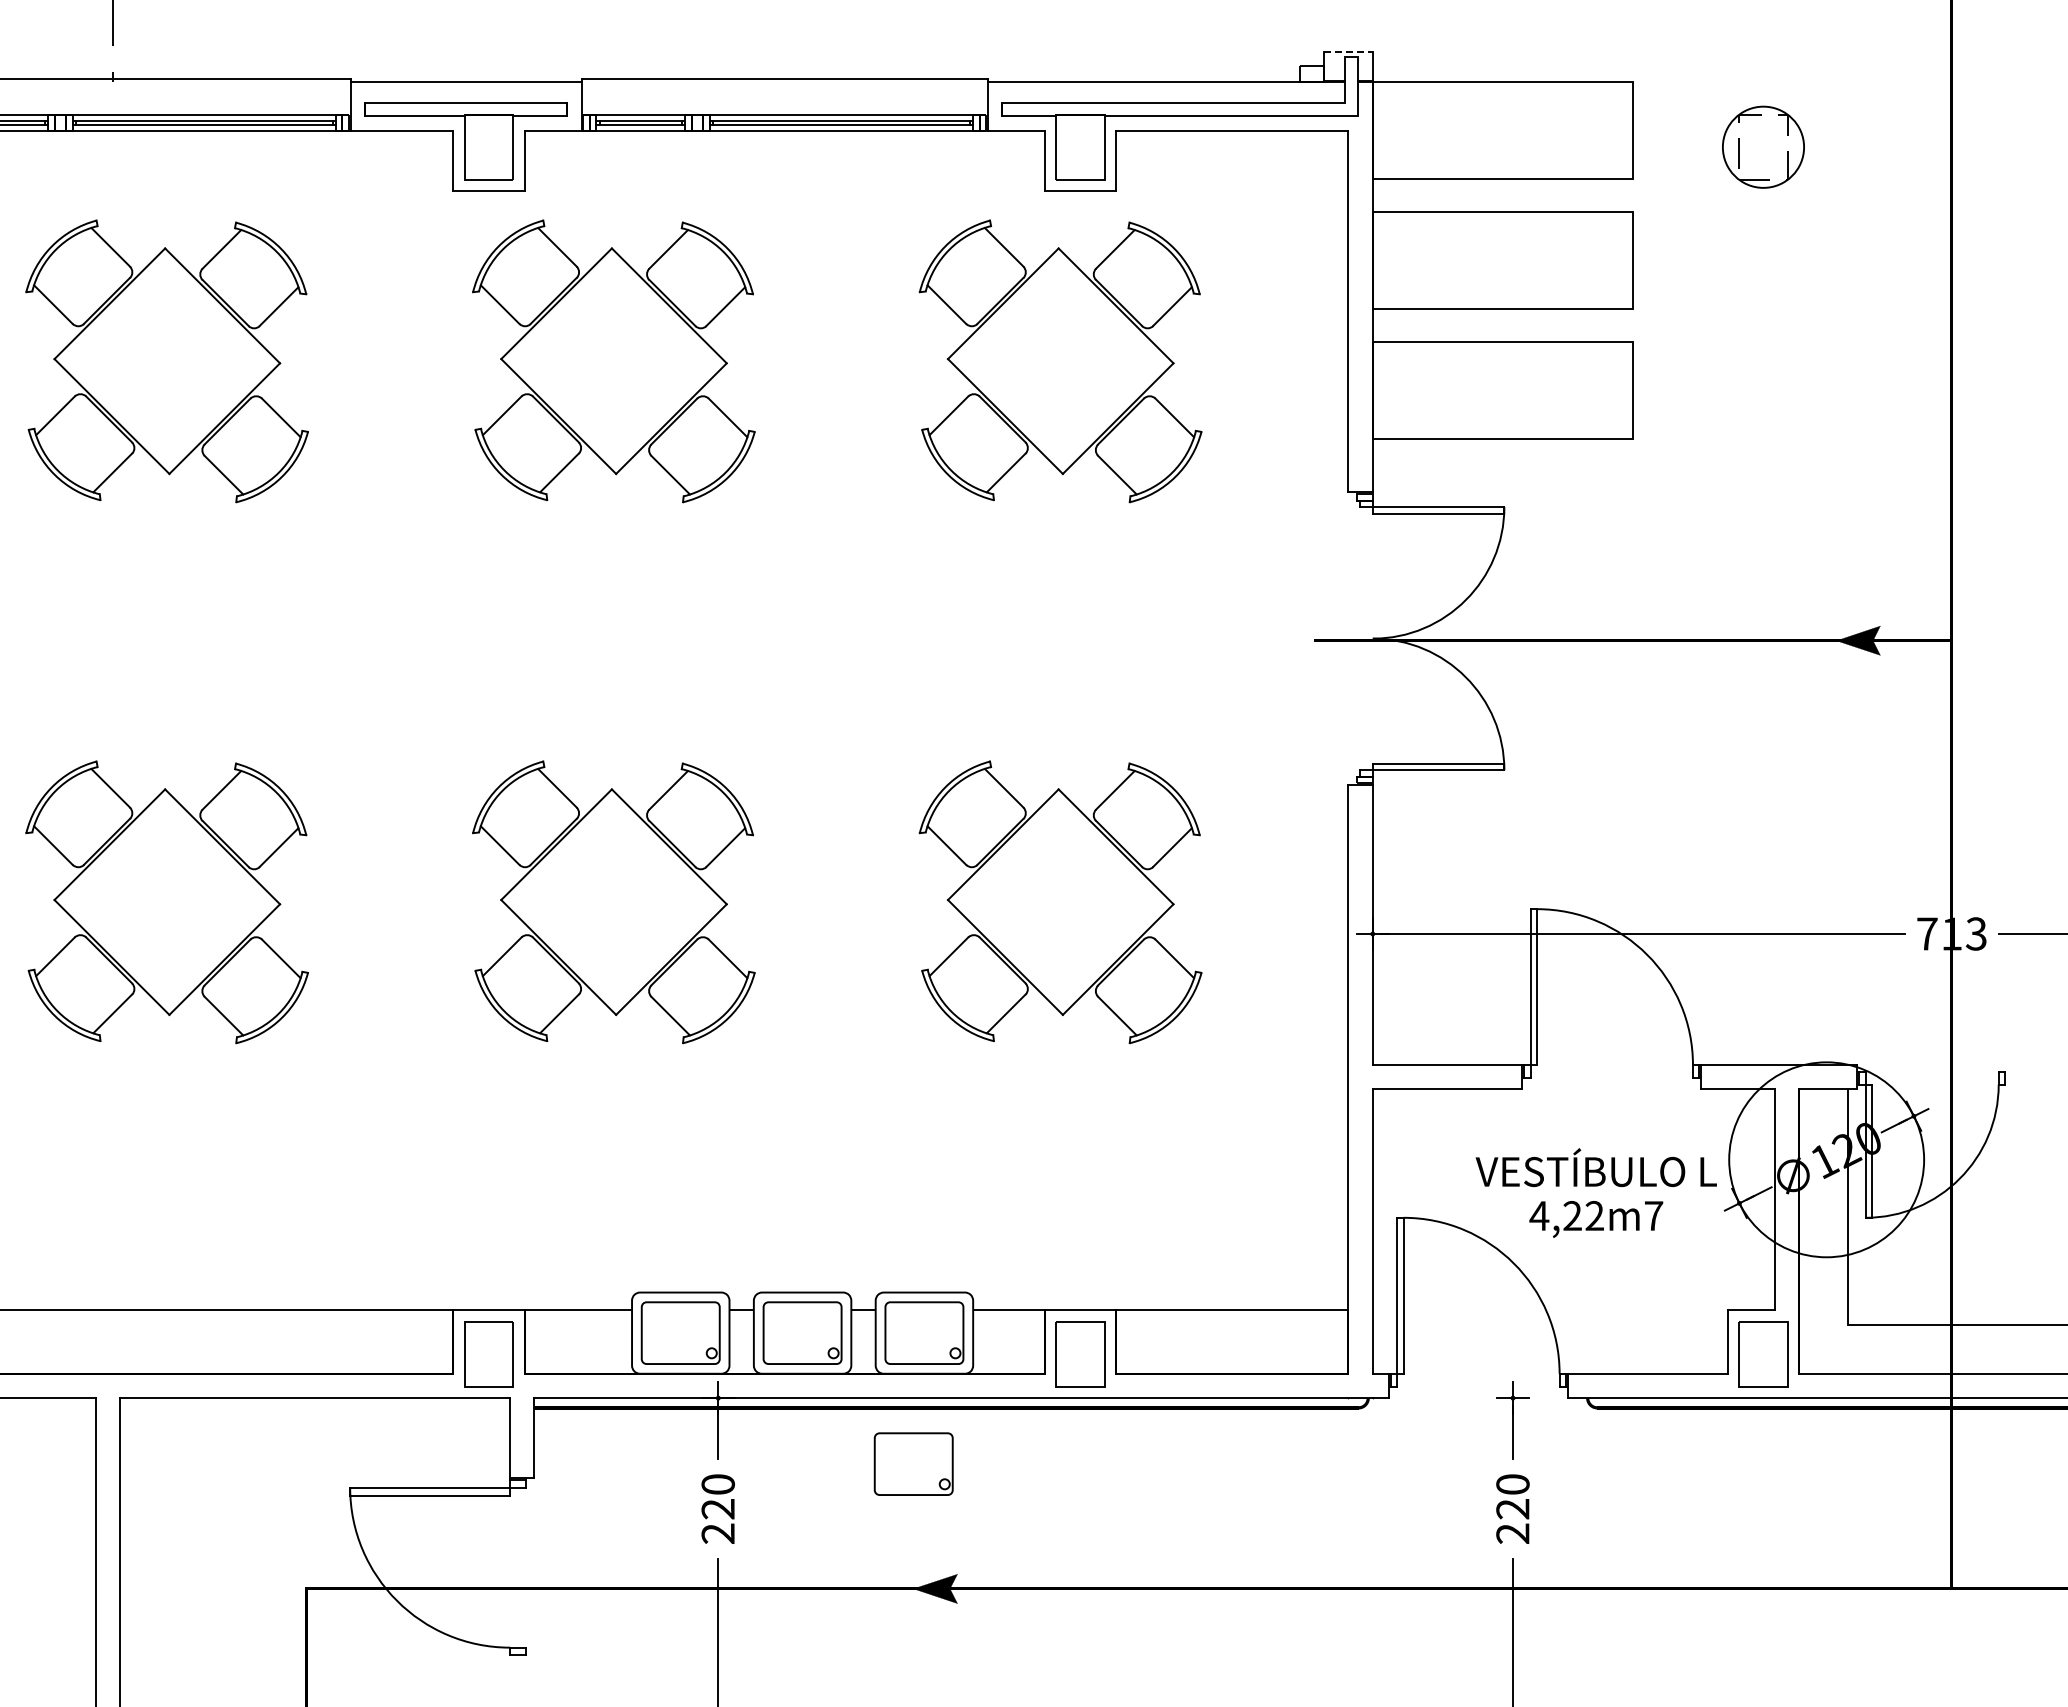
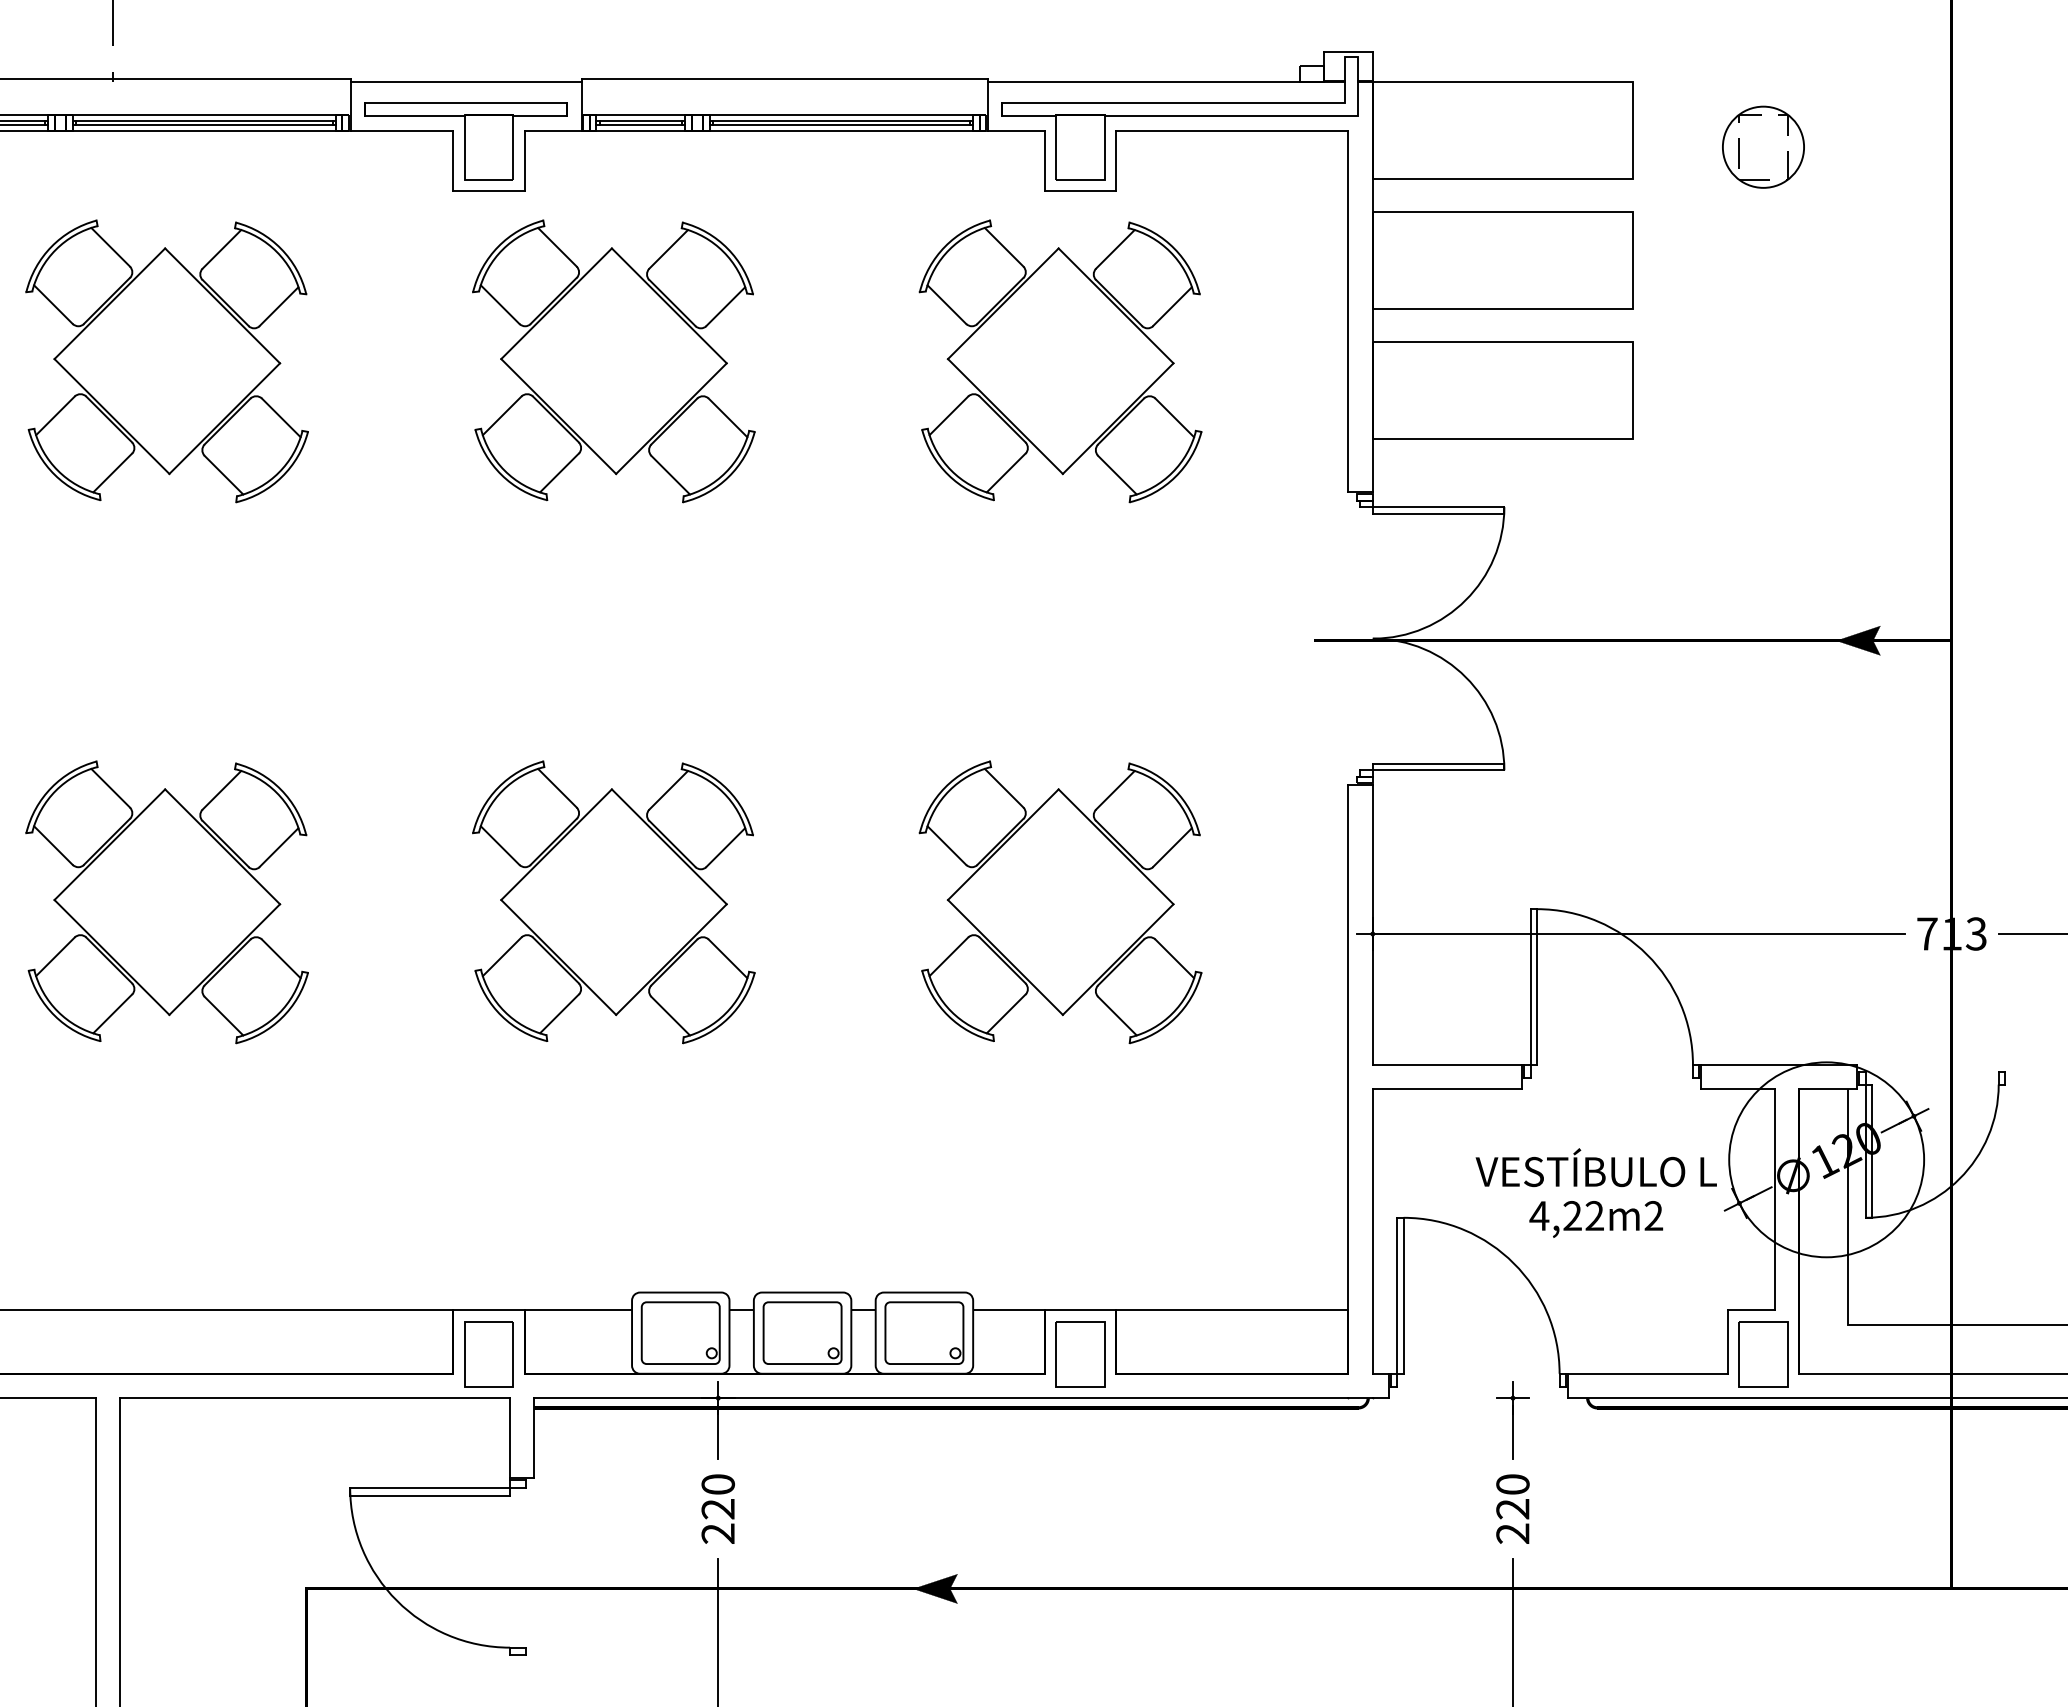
line: dashed -> solid (1348, 52)
text: 4,22m7 -> 4,22m2 (1653, 1215)
part: present -> none (913, 1463)
